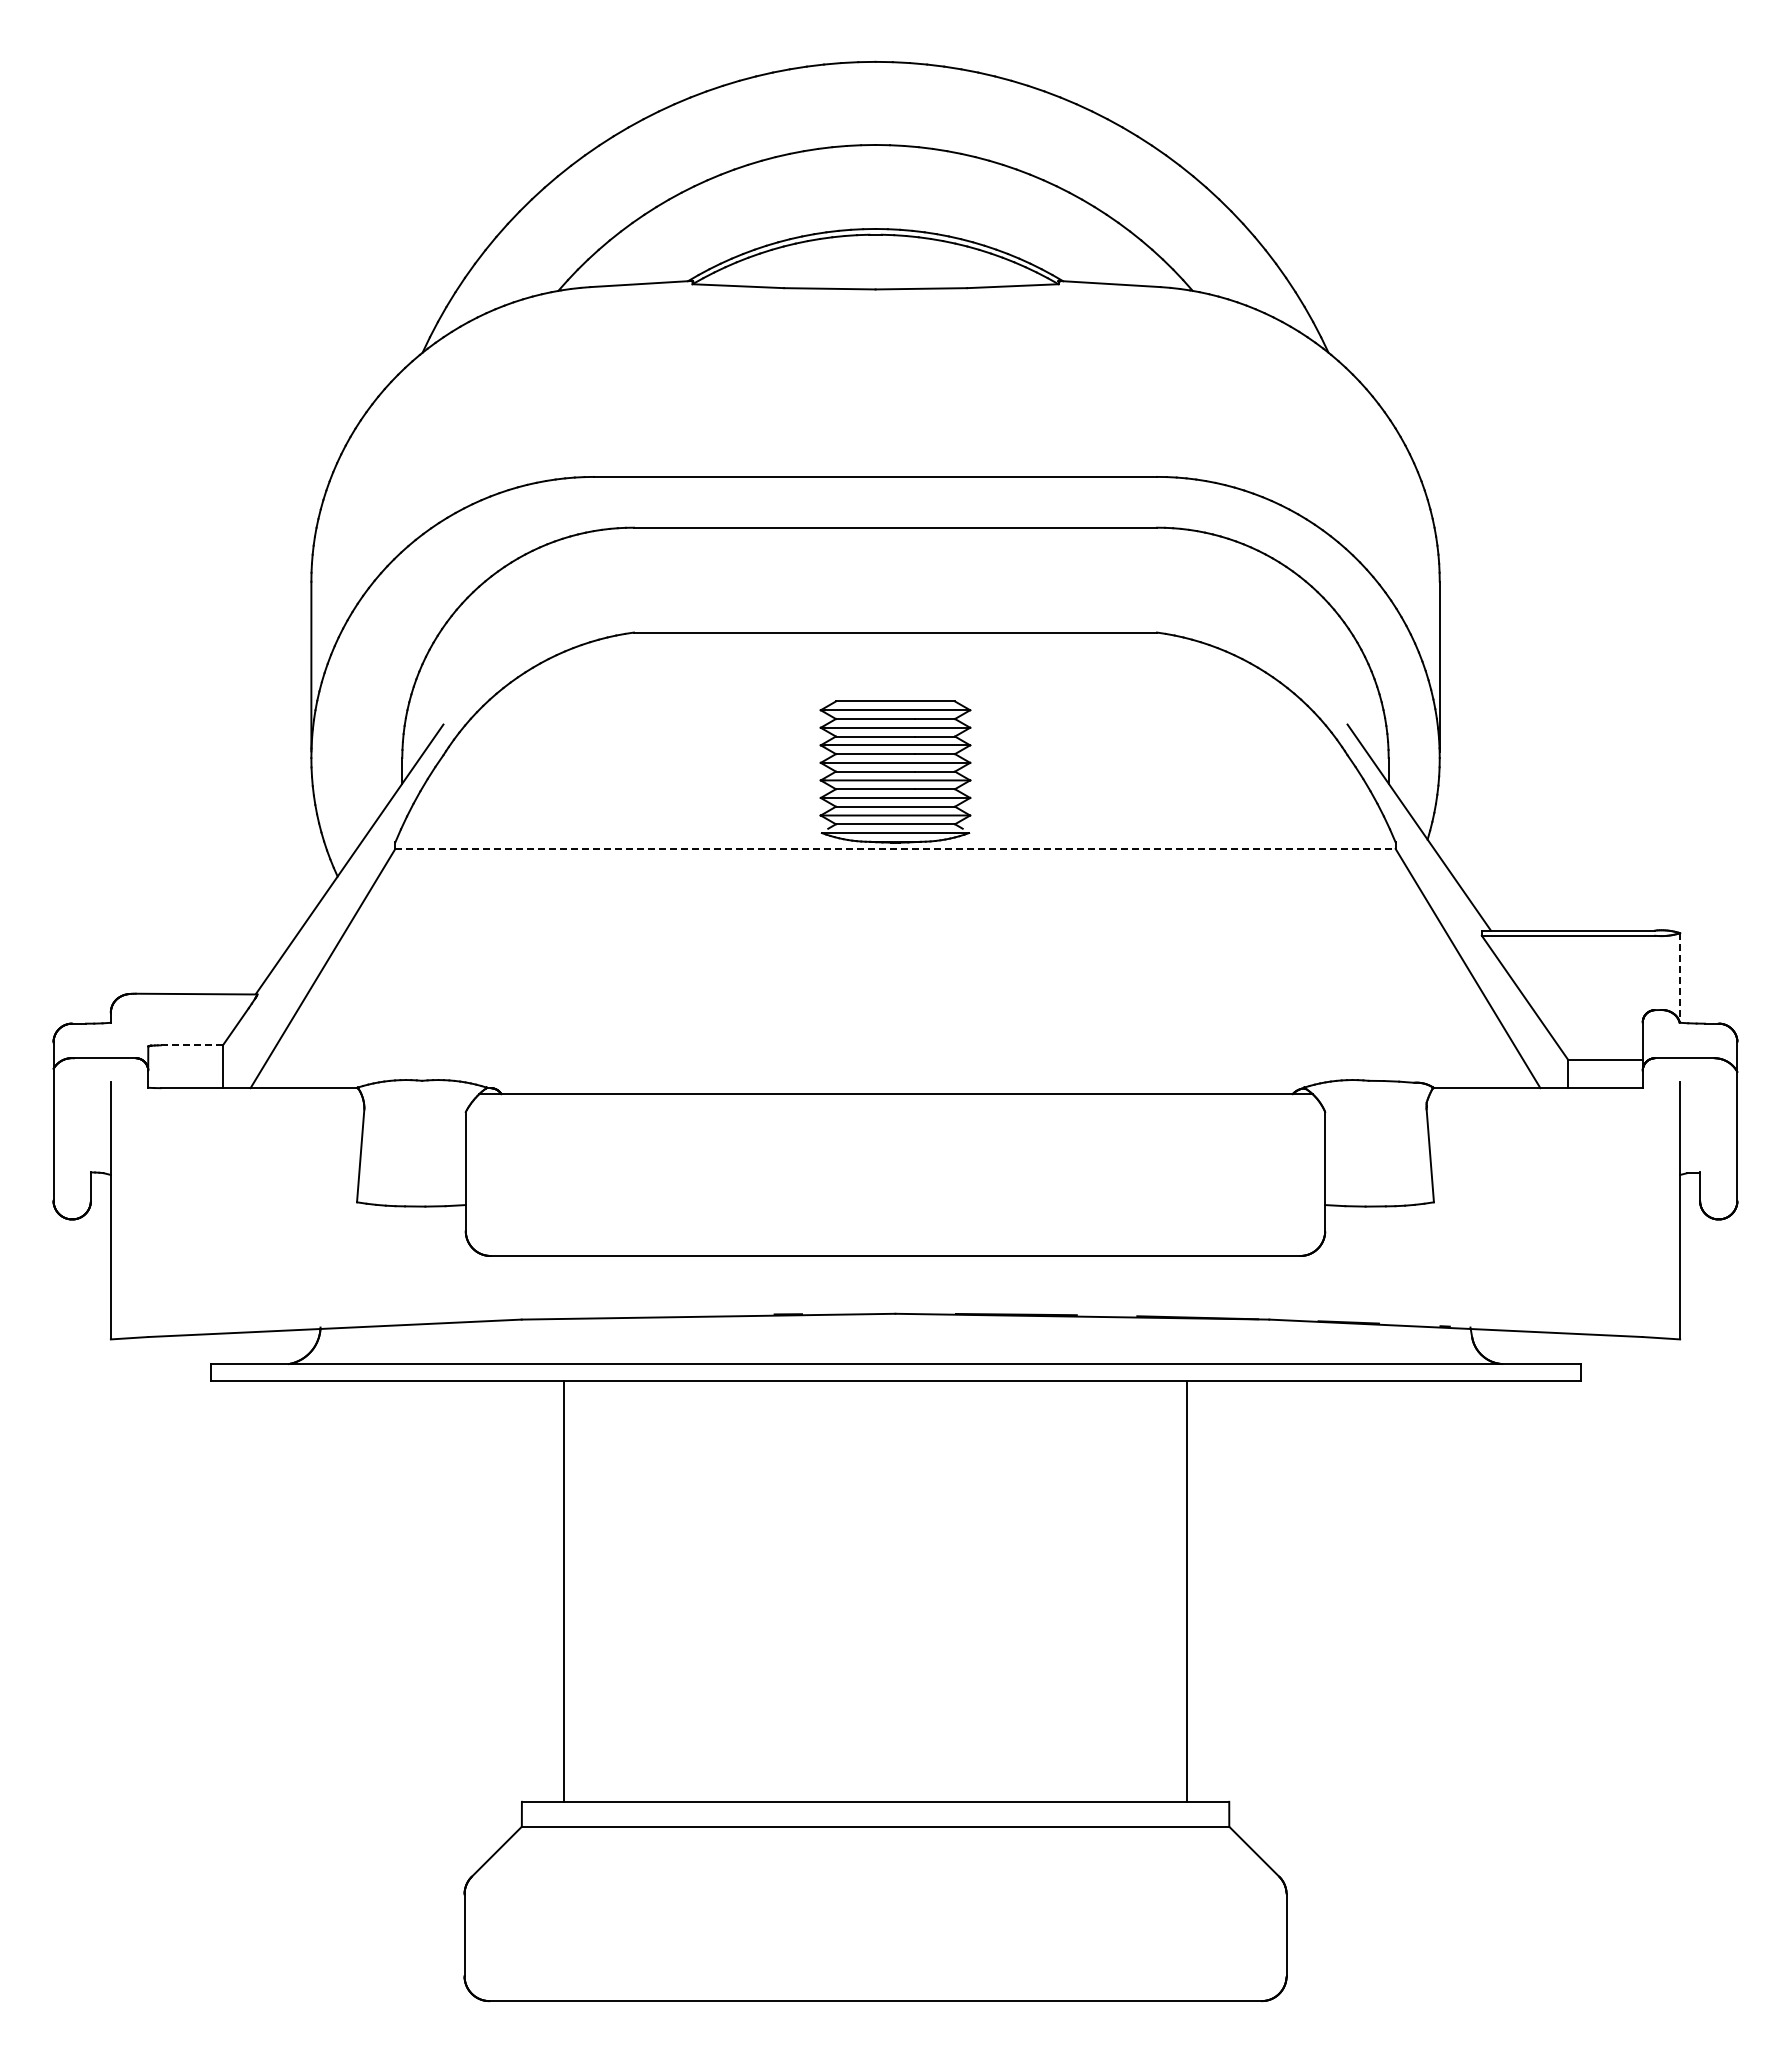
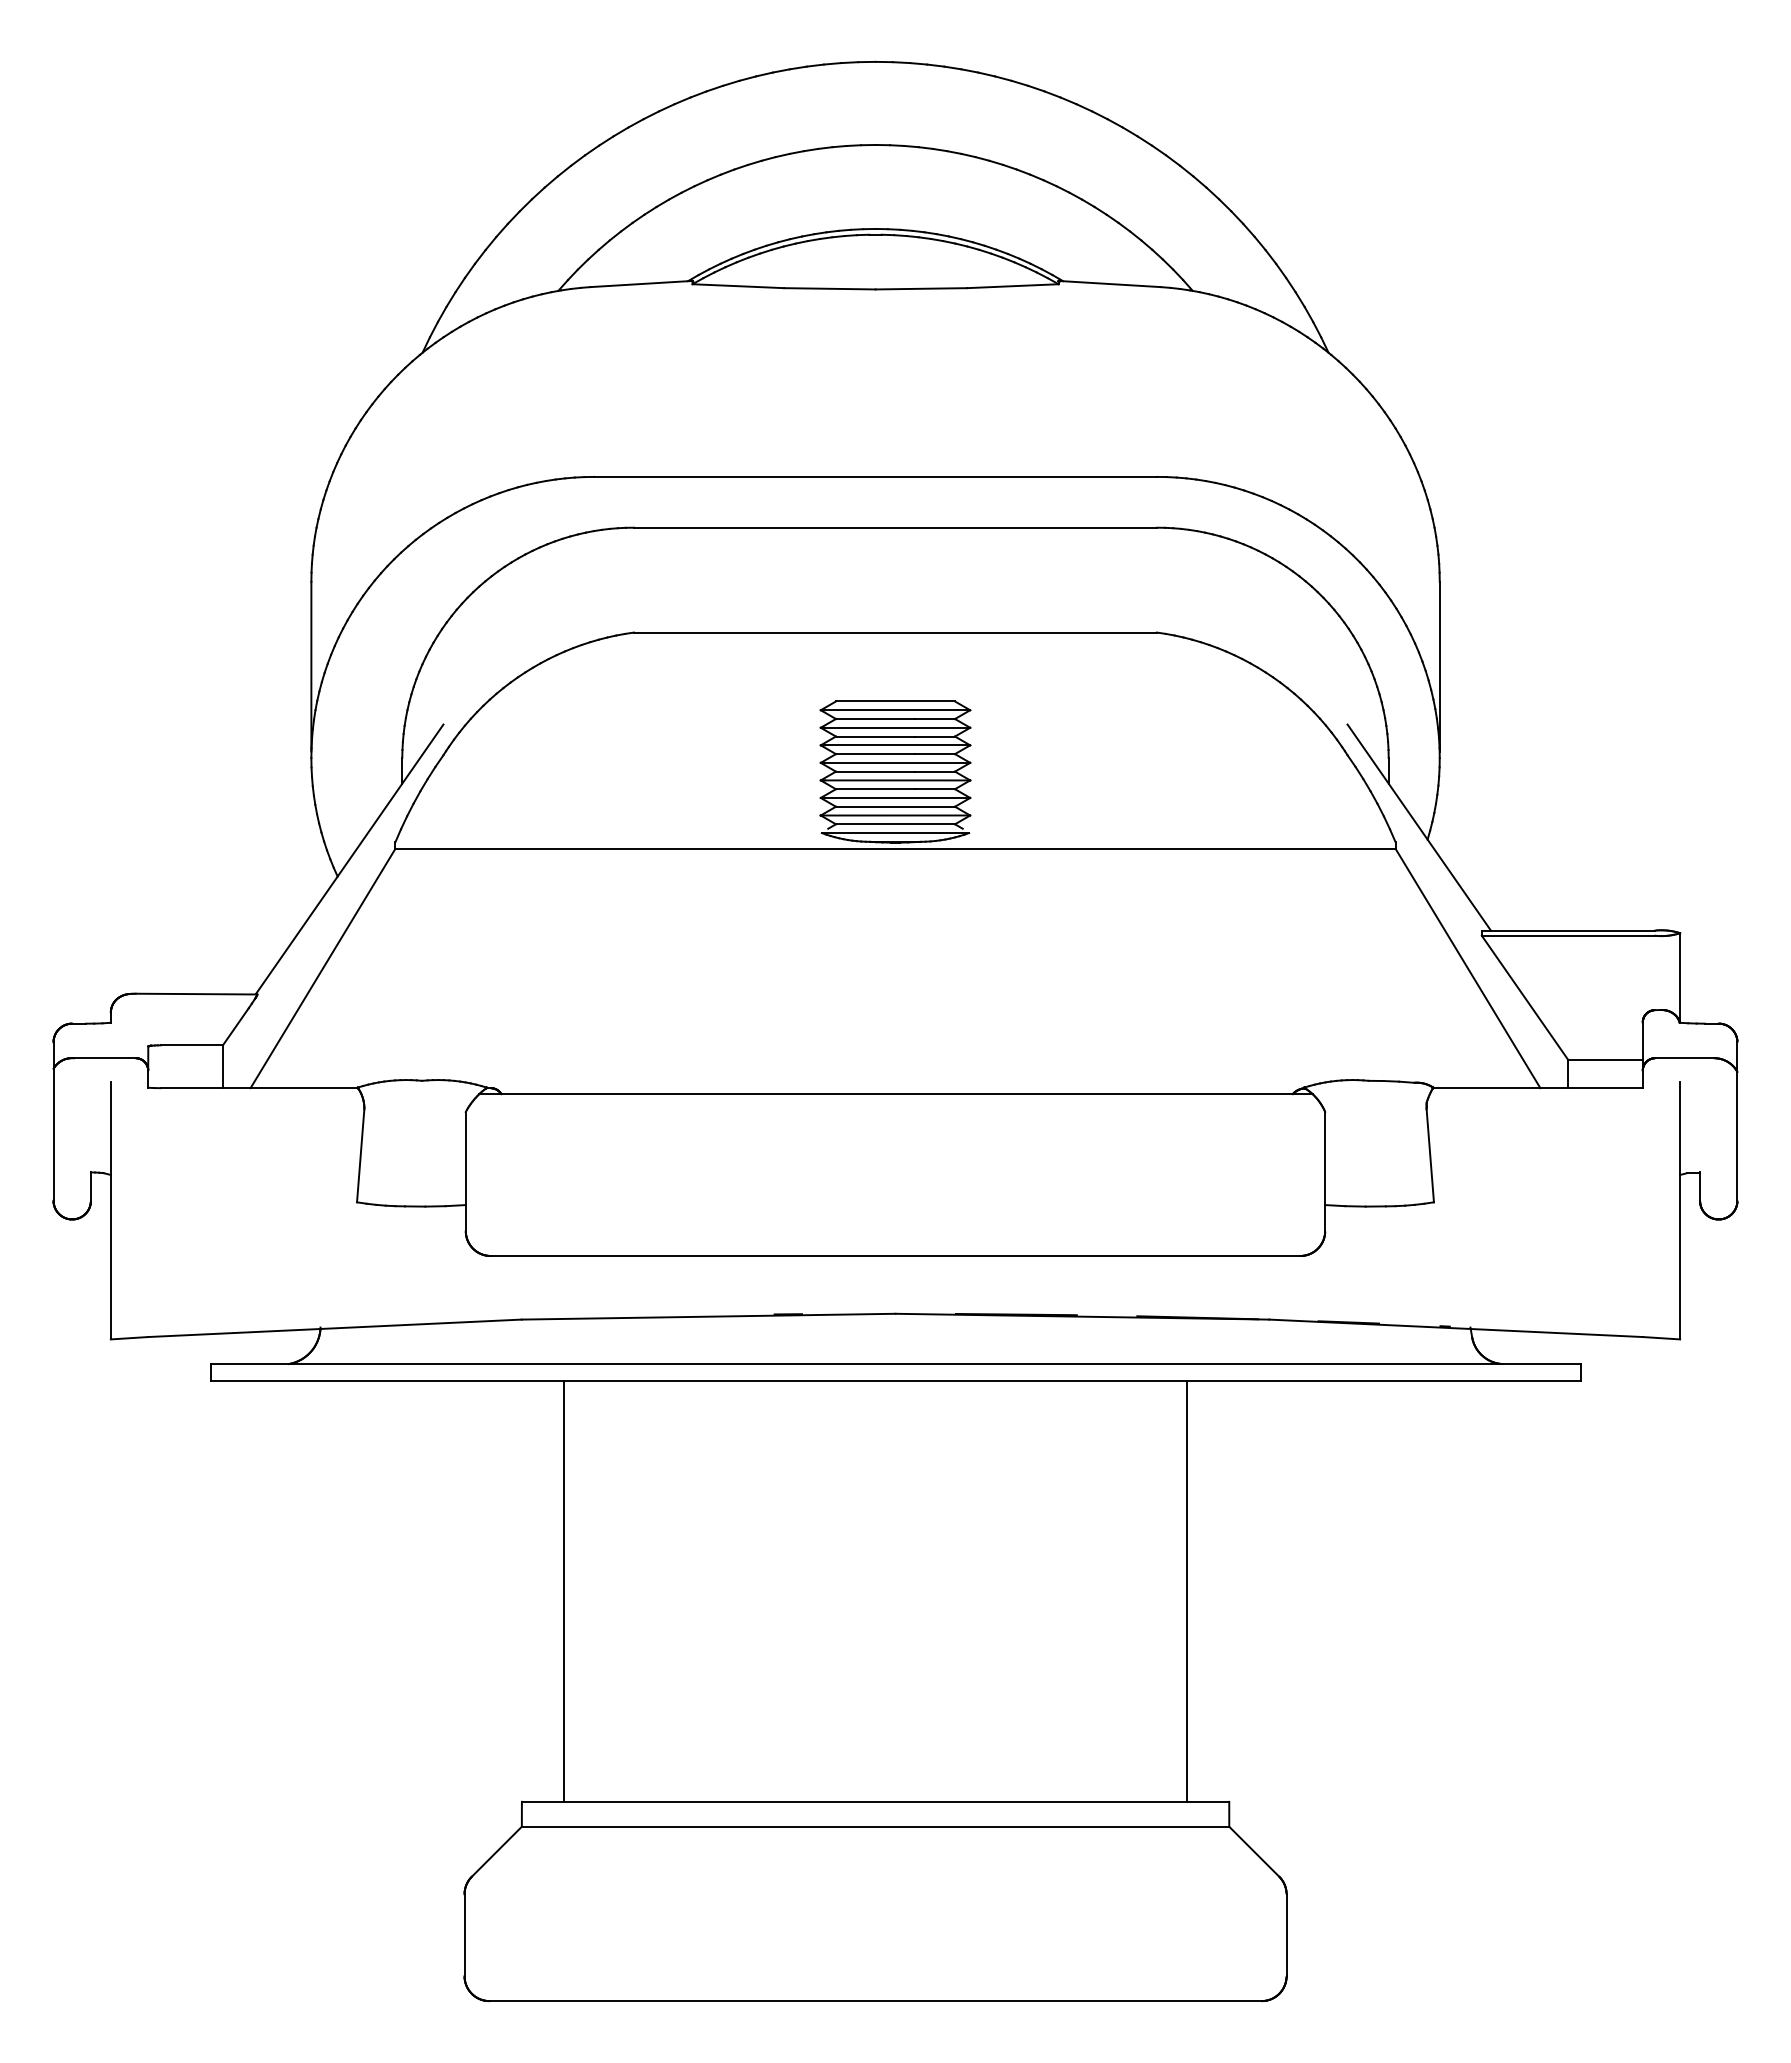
line: dashed -> solid (896, 848)
line: dashed -> solid (1680, 978)
line: dashed -> solid (191, 1045)
